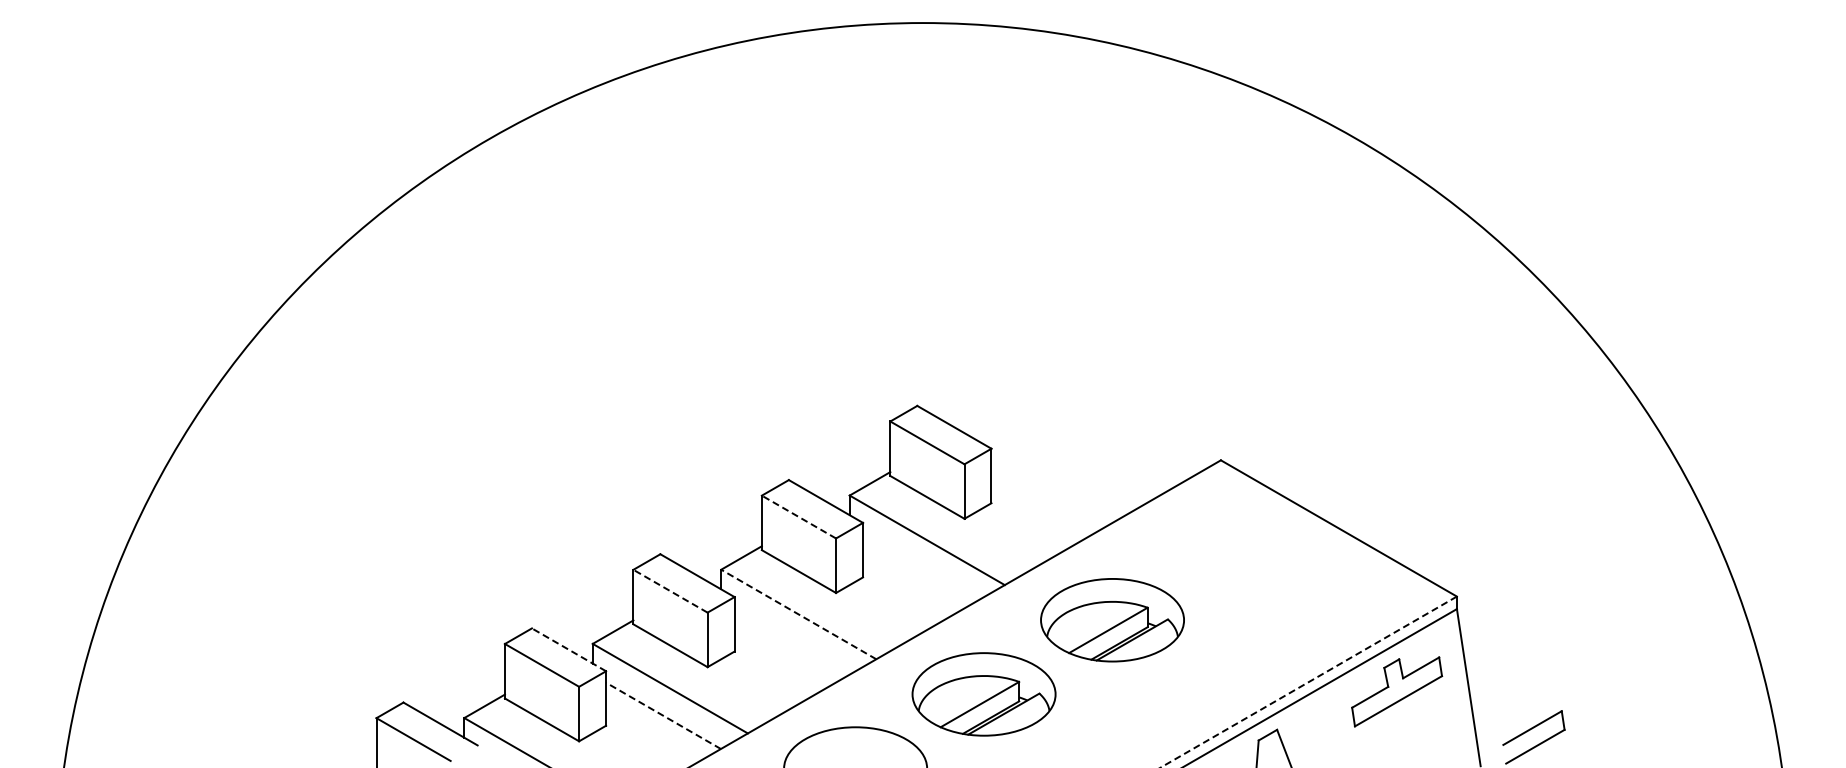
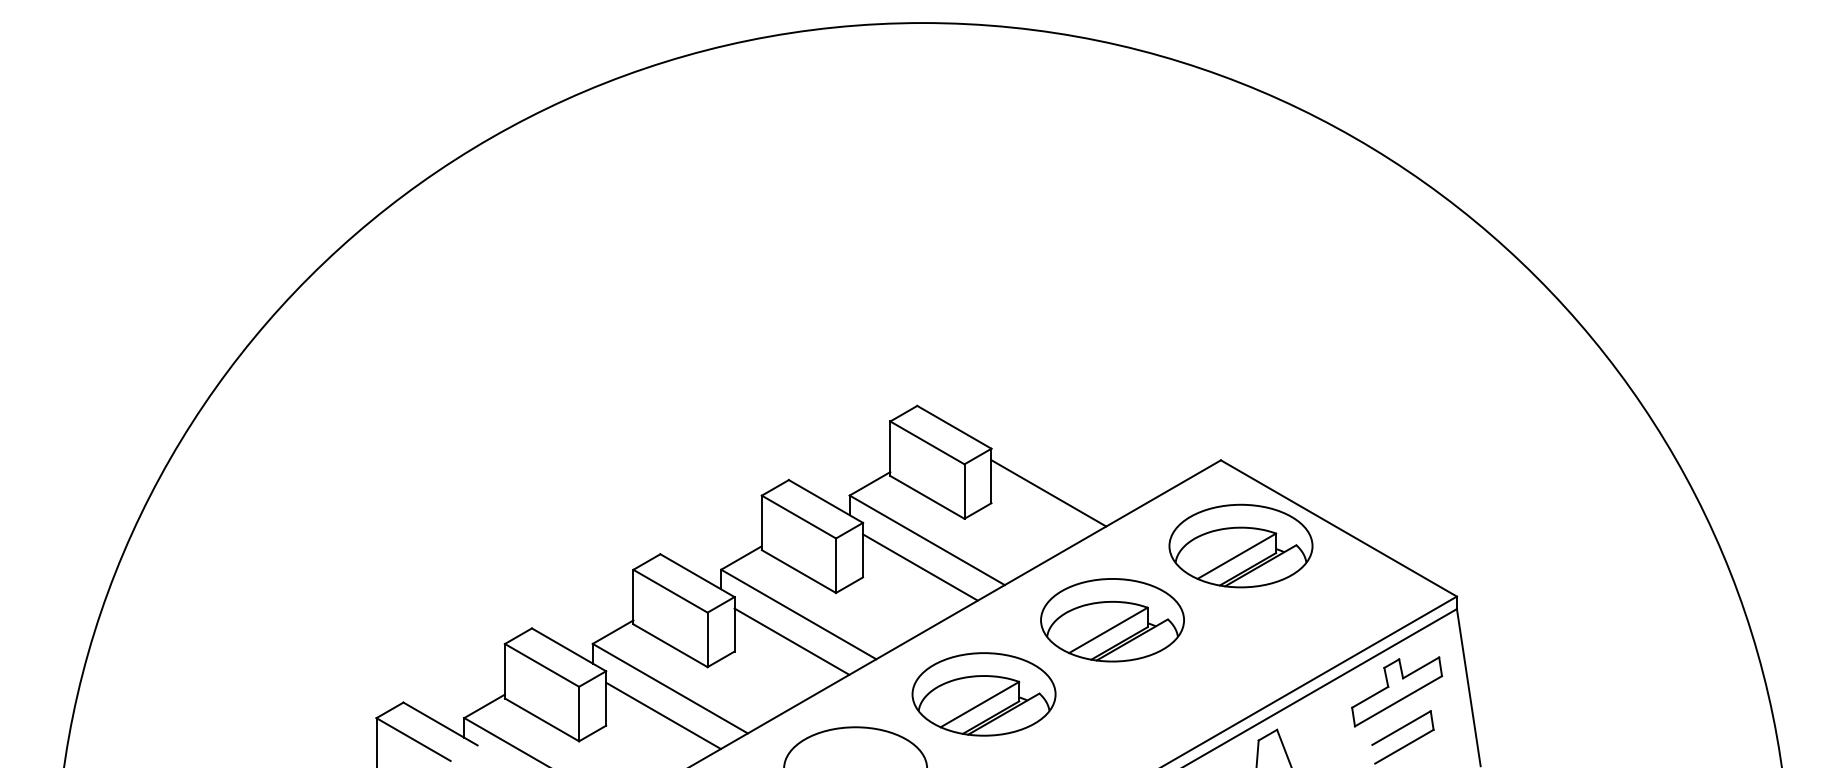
line: none -> present (1048, 493)
line: dashed -> solid (798, 517)
part: none -> present (1240, 545)
line: none -> present (920, 567)
line: dashed -> solid (670, 591)
line: dashed -> solid (798, 614)
line: none -> present (791, 641)
line: dashed -> solid (569, 649)
line: dashed -> solid (1308, 682)
line: dashed -> solid (663, 715)
part position: (1530, 730) -> (1399, 730) (1399, 730)
